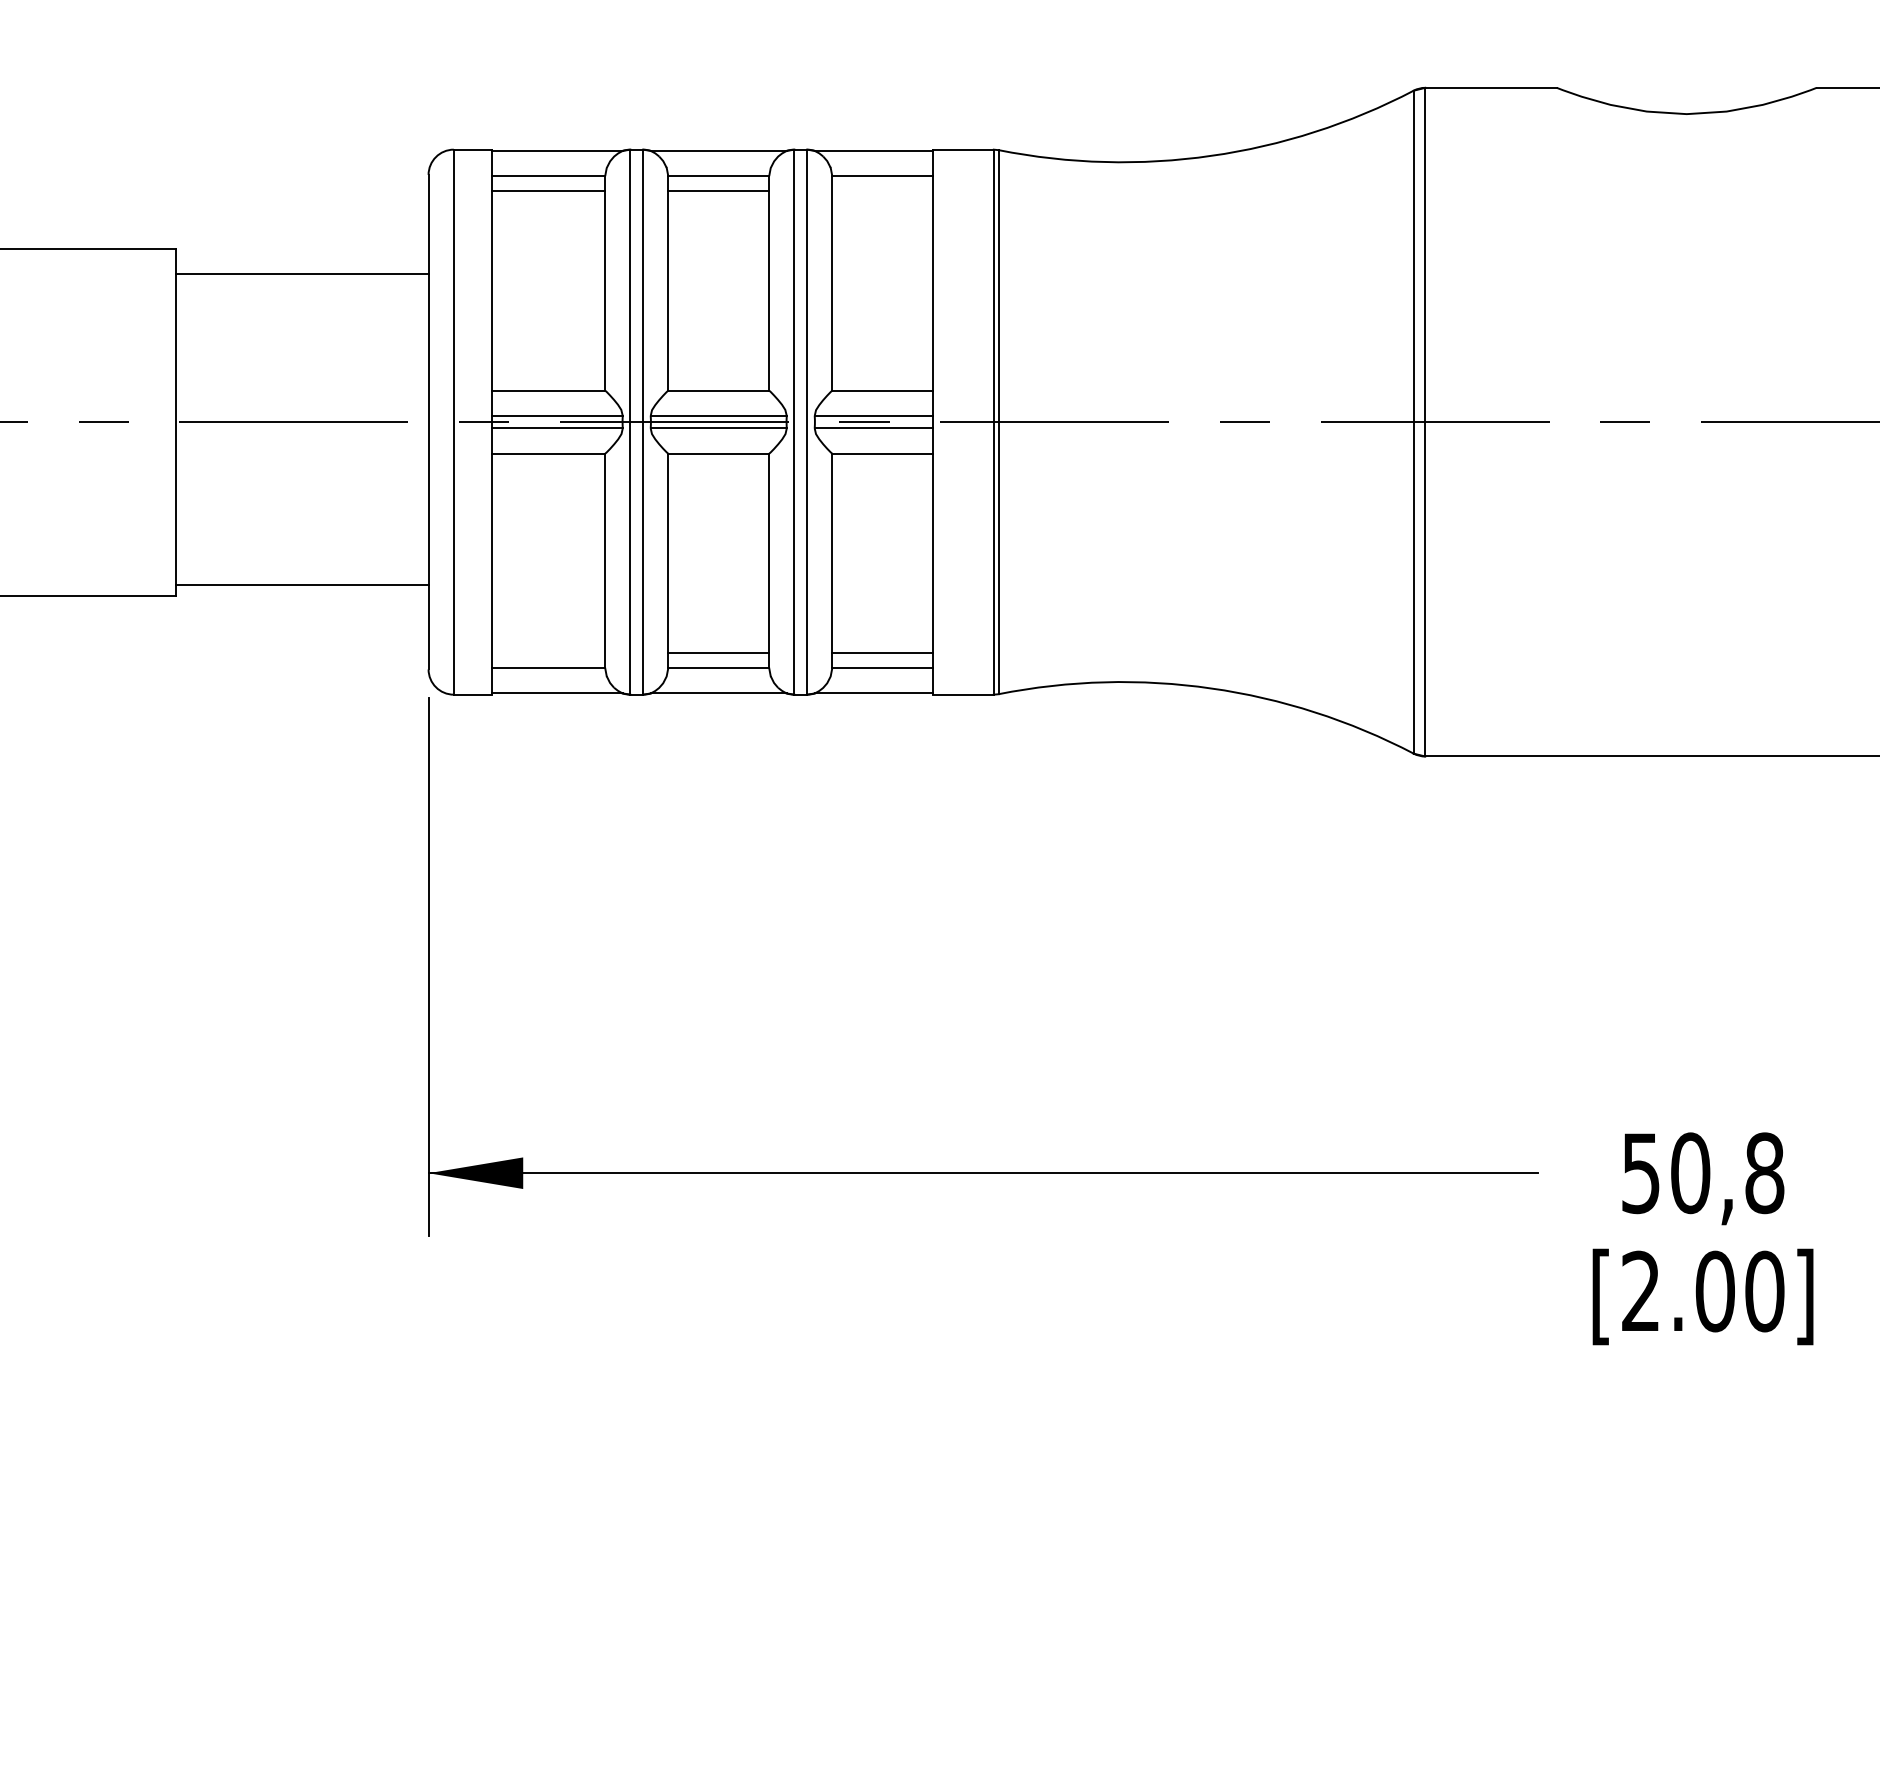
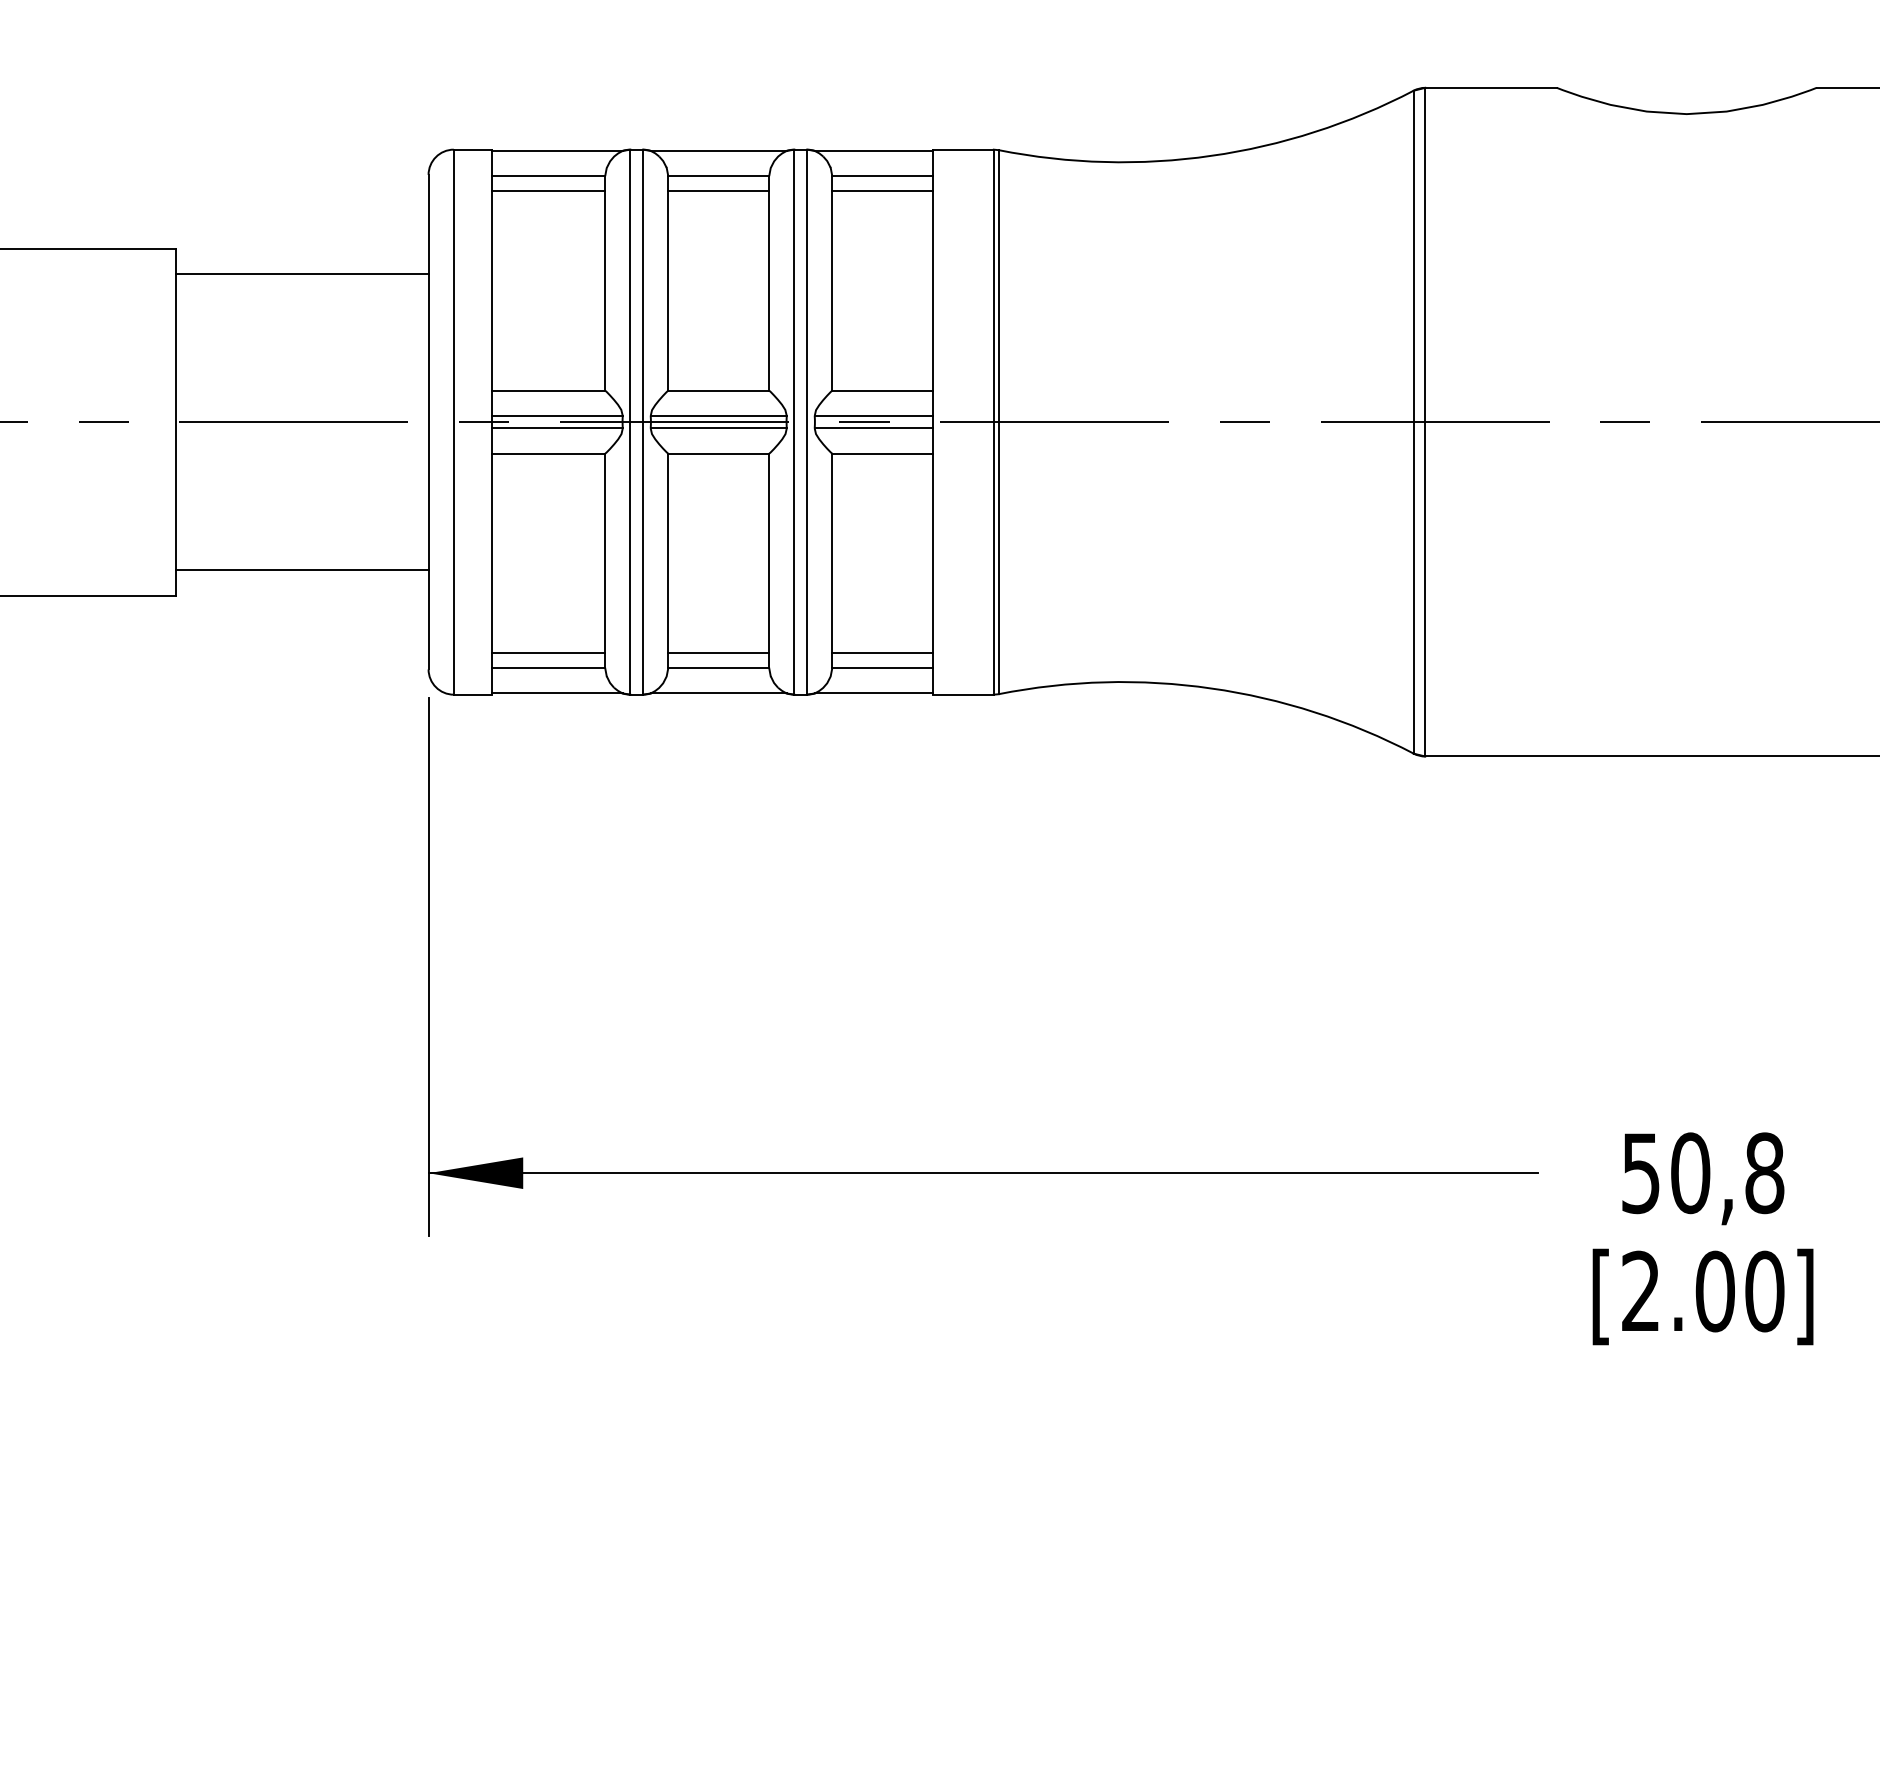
line: none -> present (882, 190)
line position: (302, 585) -> (302, 570) (302, 570)
line: none -> present (548, 653)
